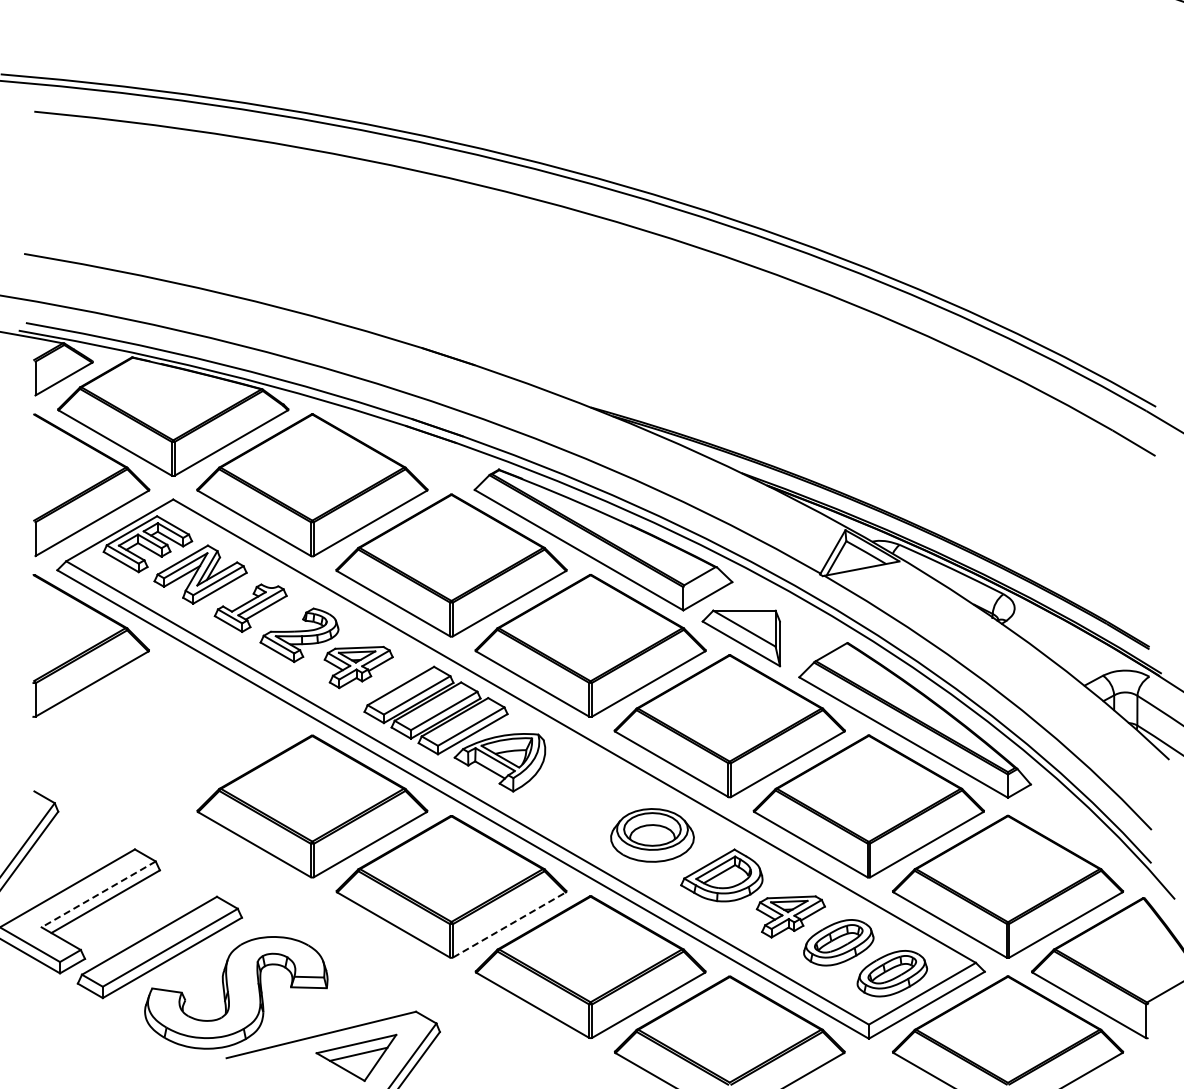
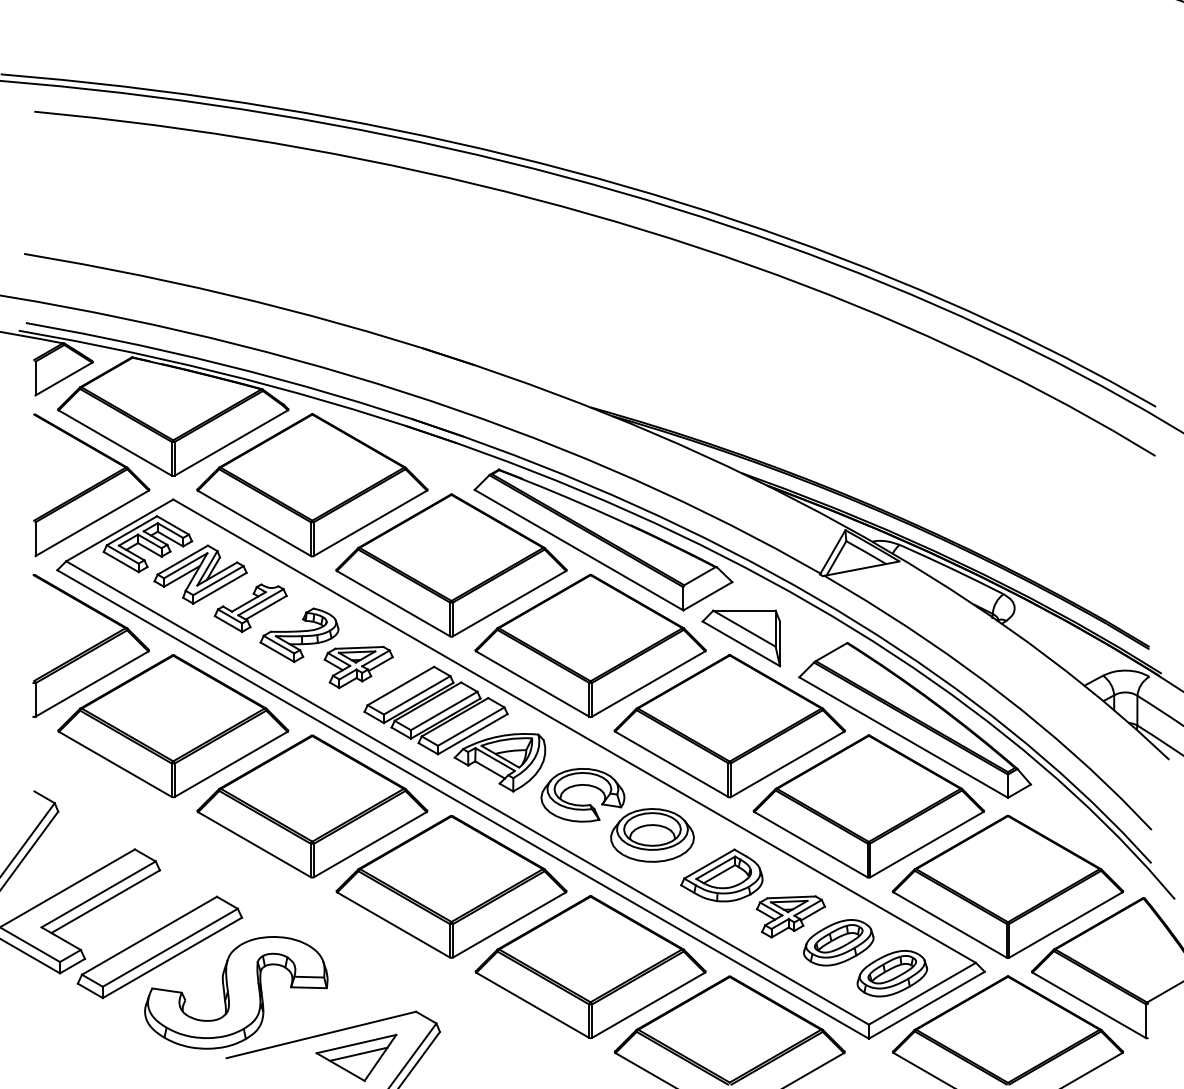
part: none -> present (173, 726)
part: none -> present (582, 804)
line: dashed -> solid (98, 894)
line: dashed -> solid (509, 924)
